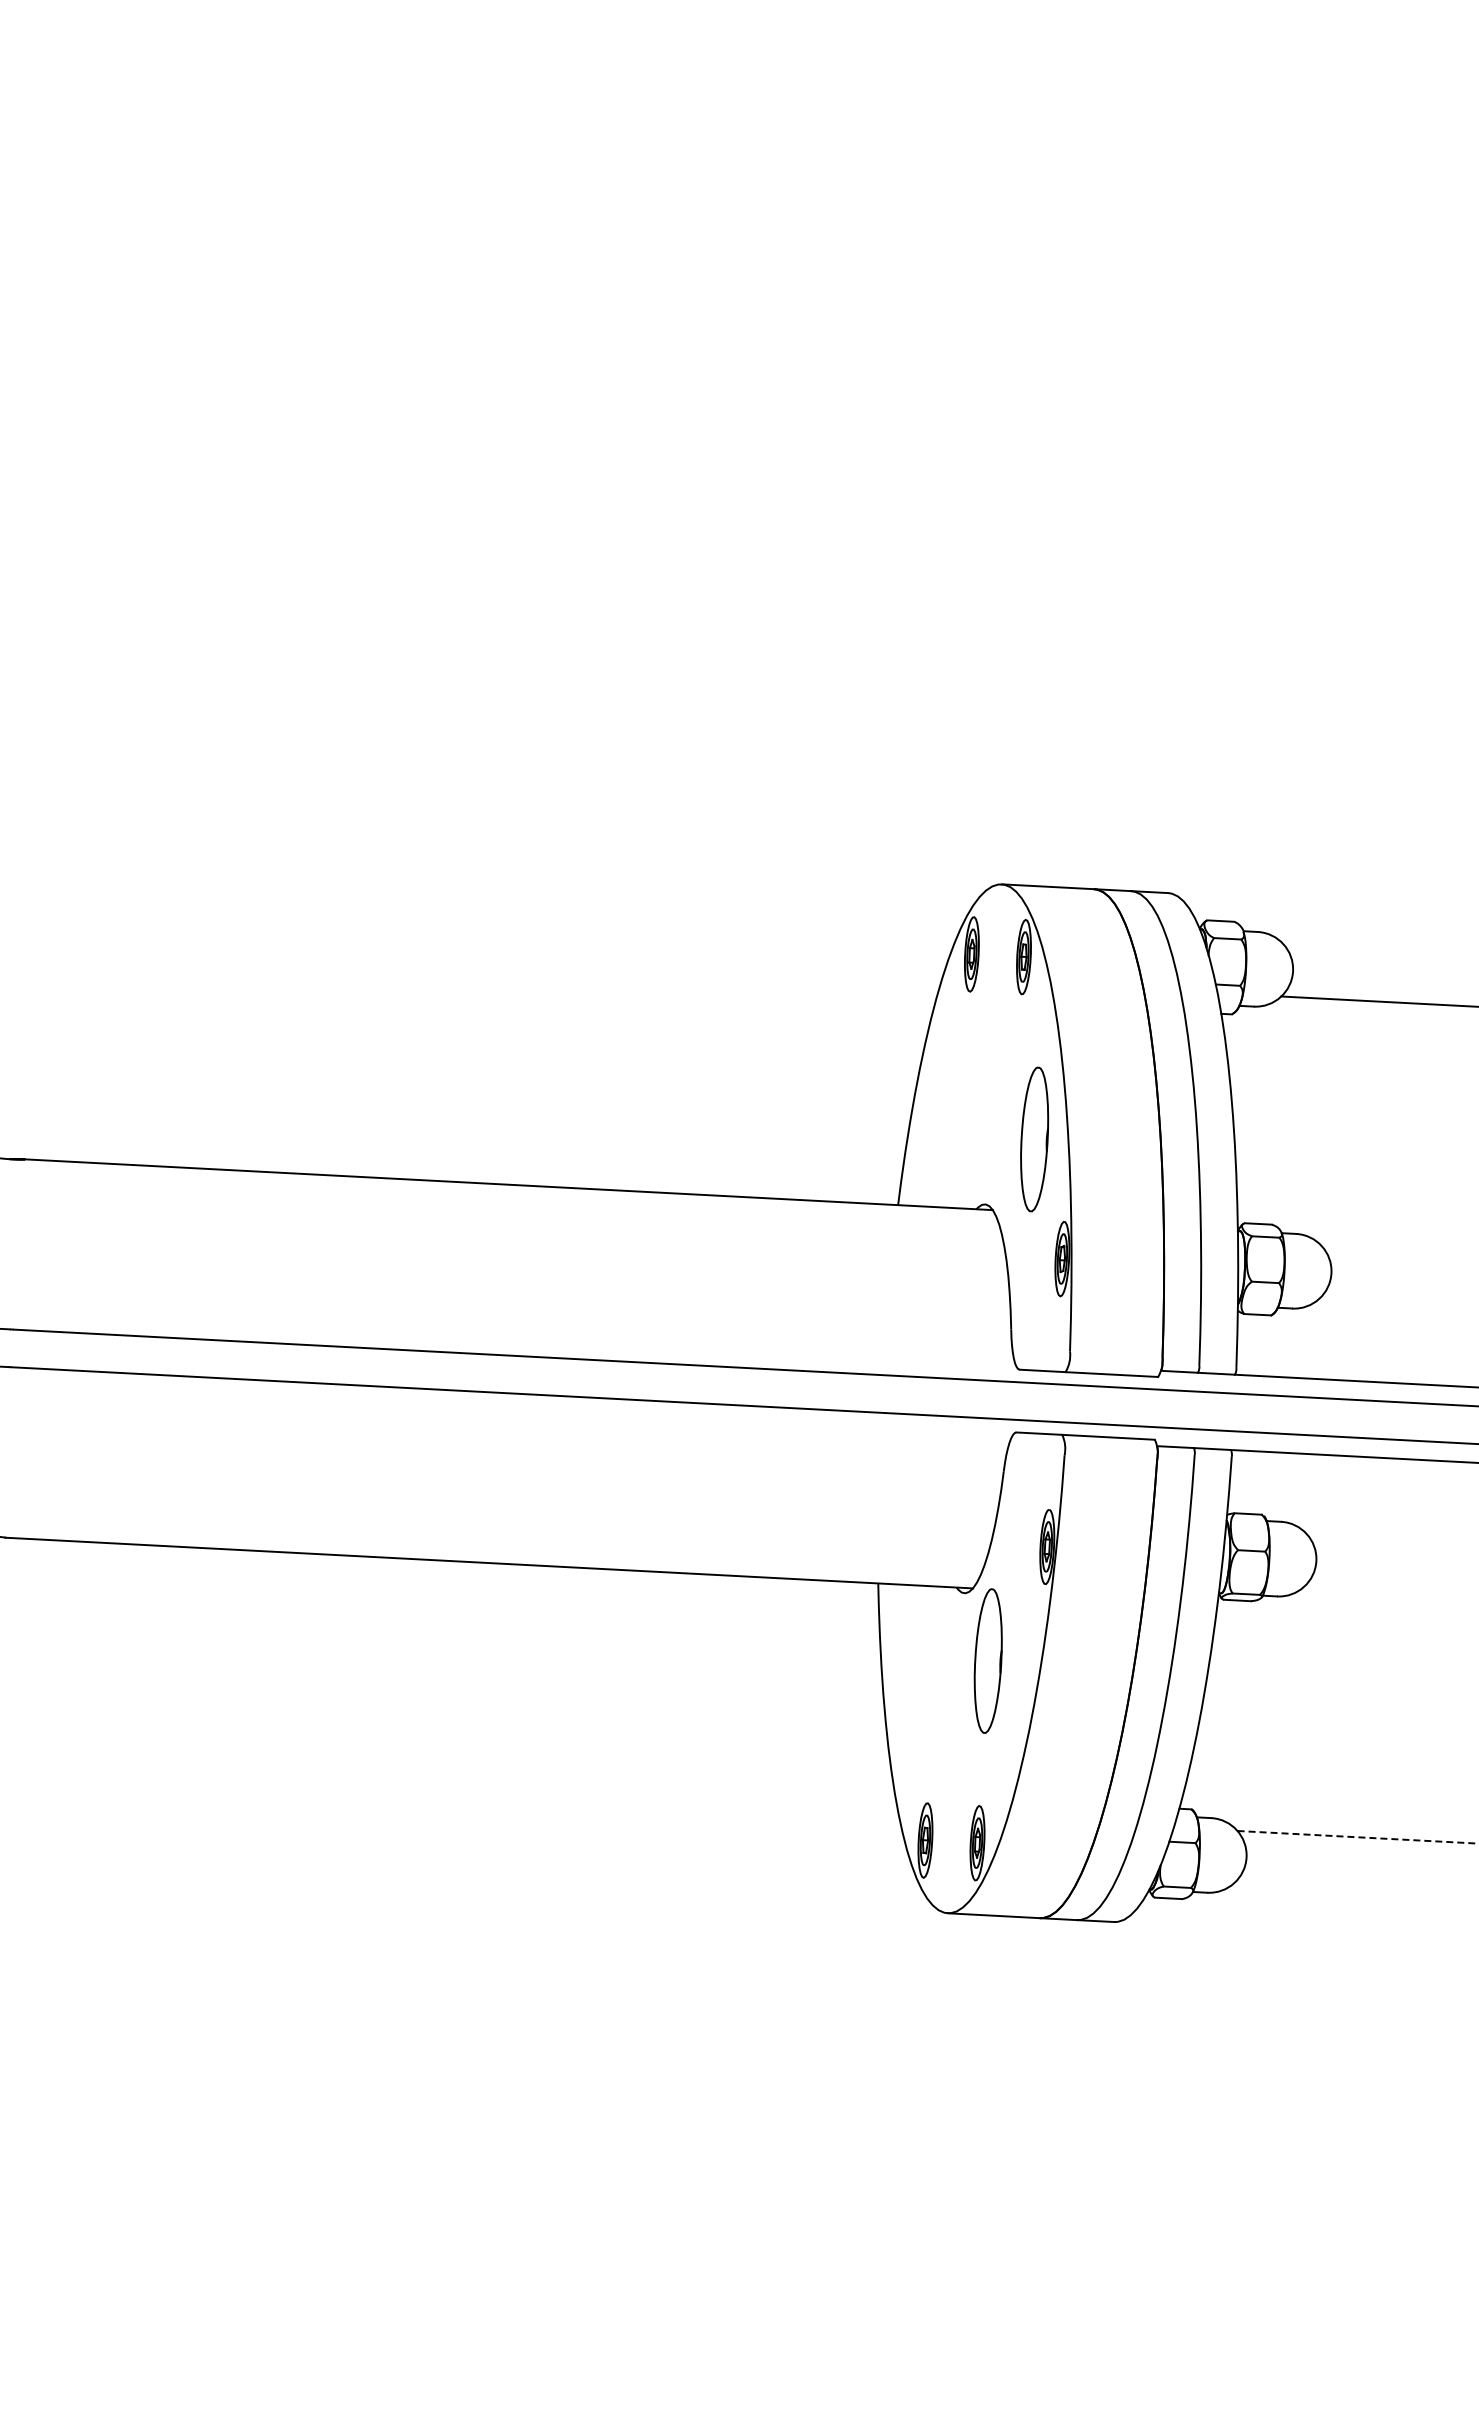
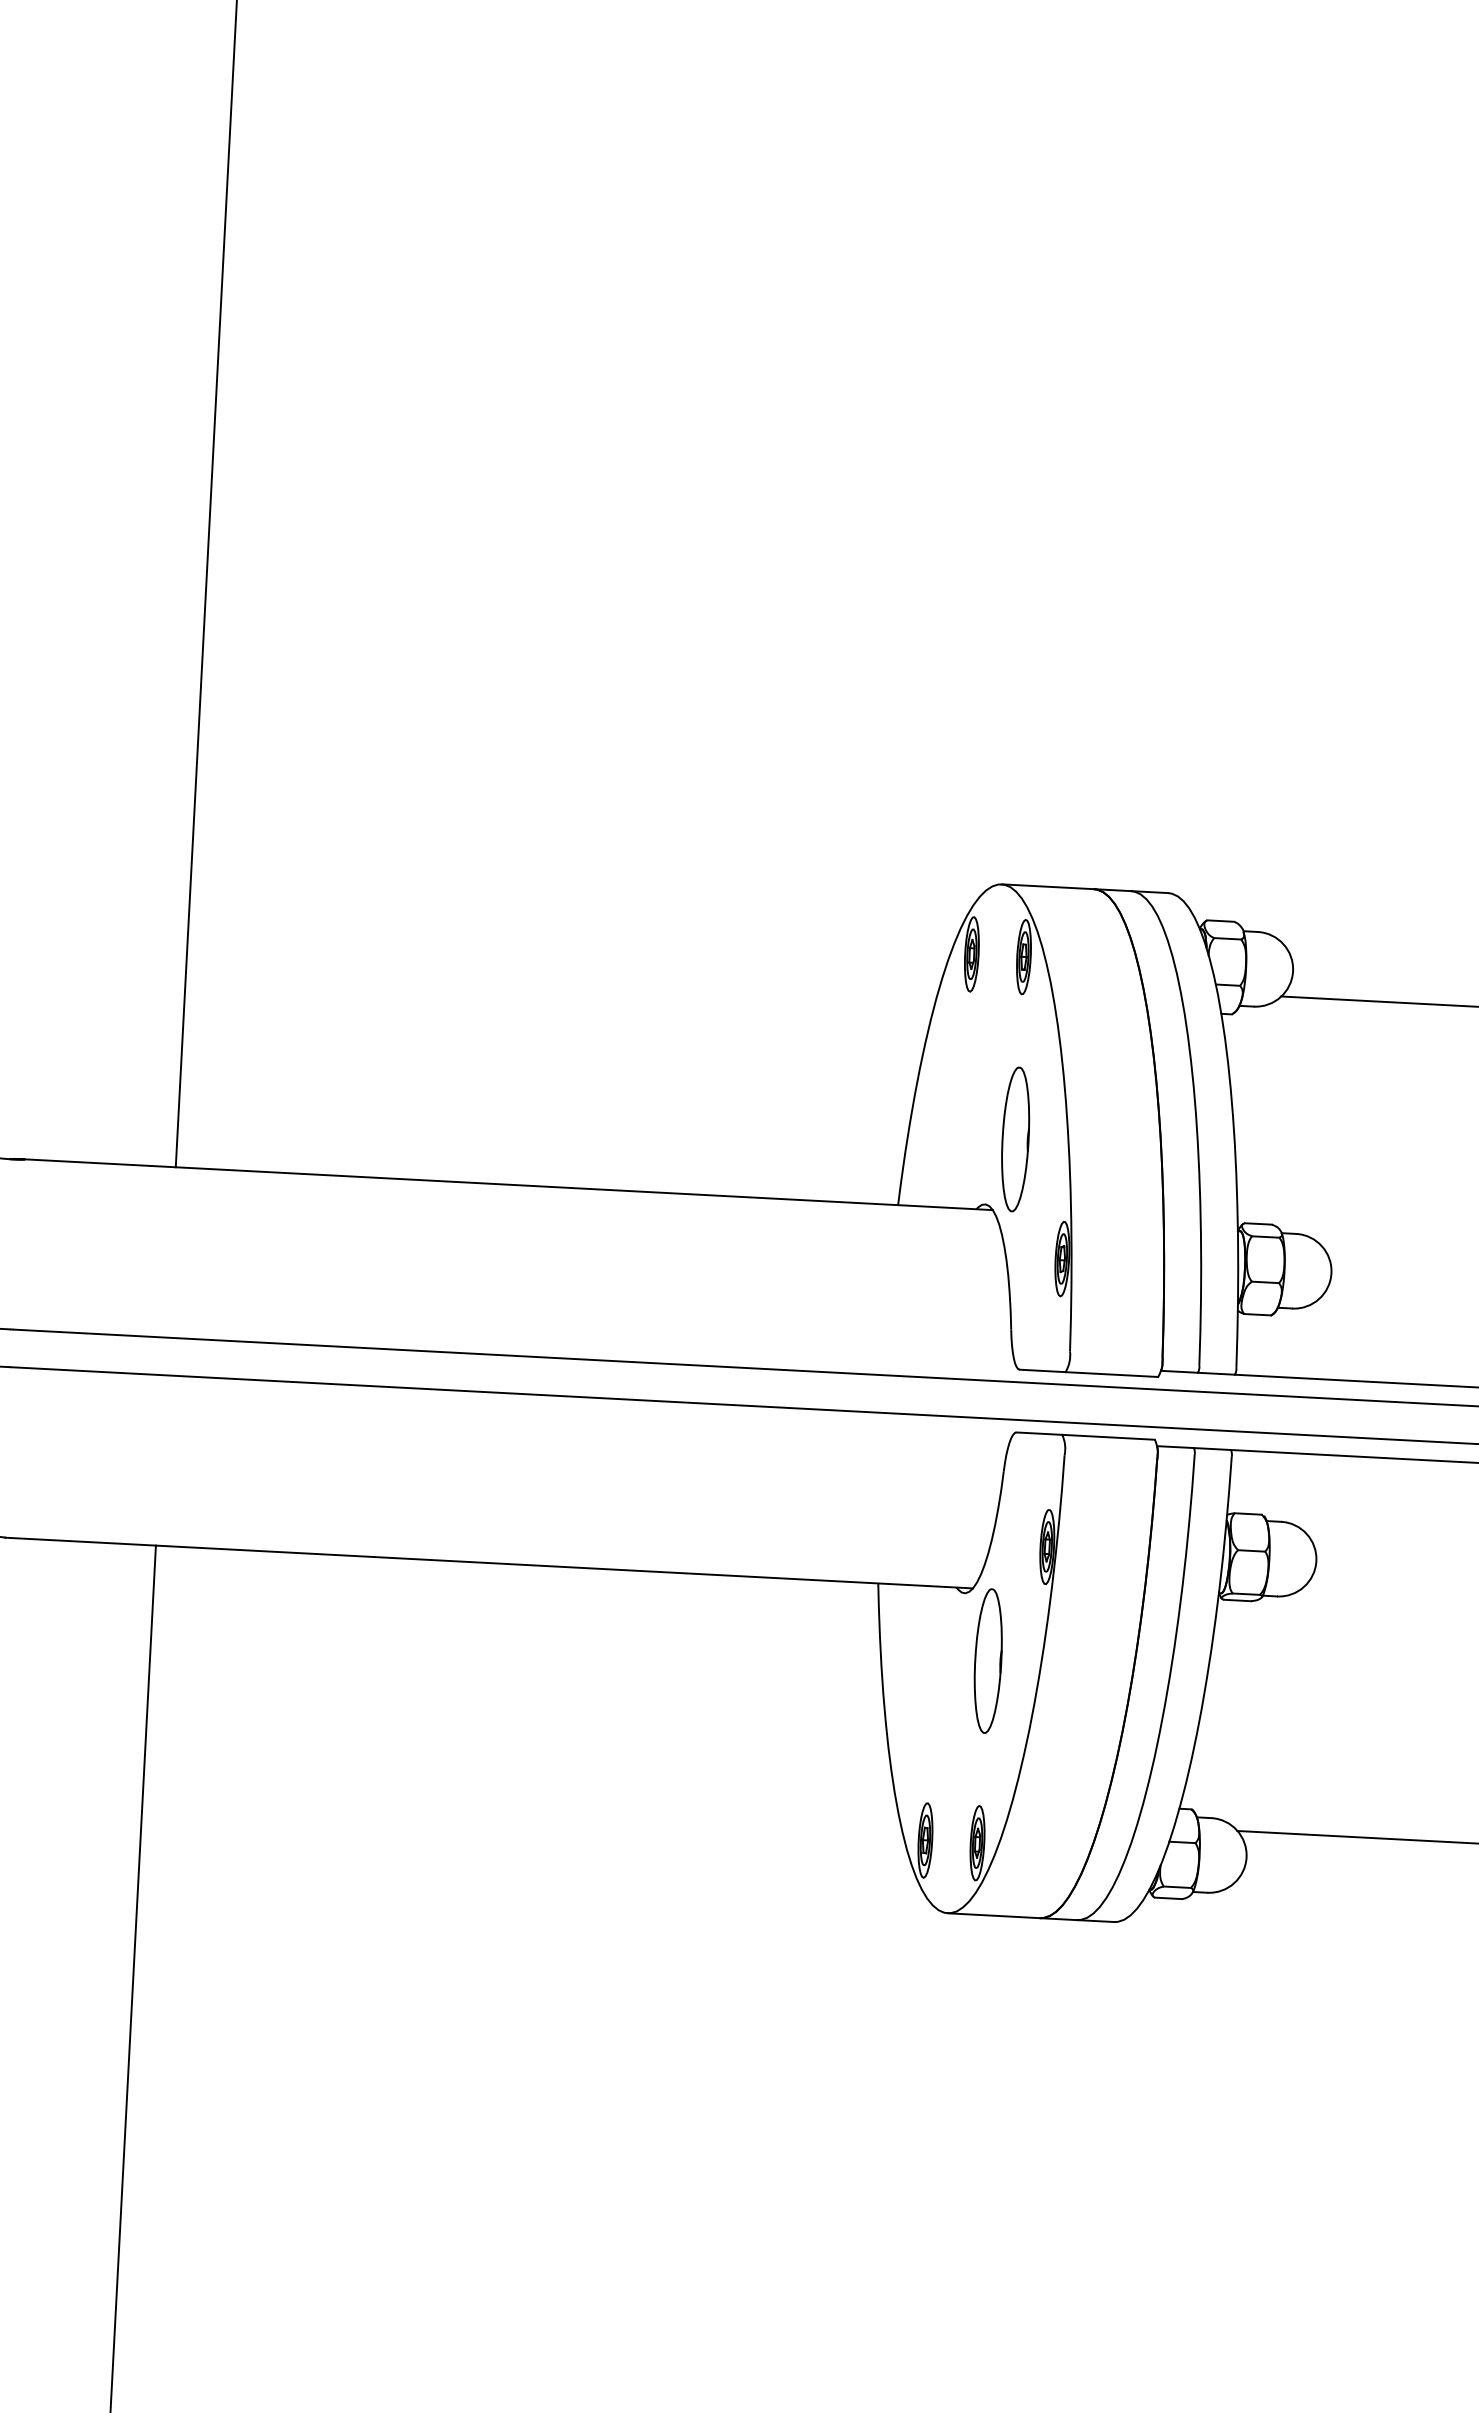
line: none -> present (205, 584)
part position: (1034, 1139) -> (1015, 1139) (1015, 1139)
line: dashed -> solid (1358, 1837)
line: none -> present (132, 1977)
